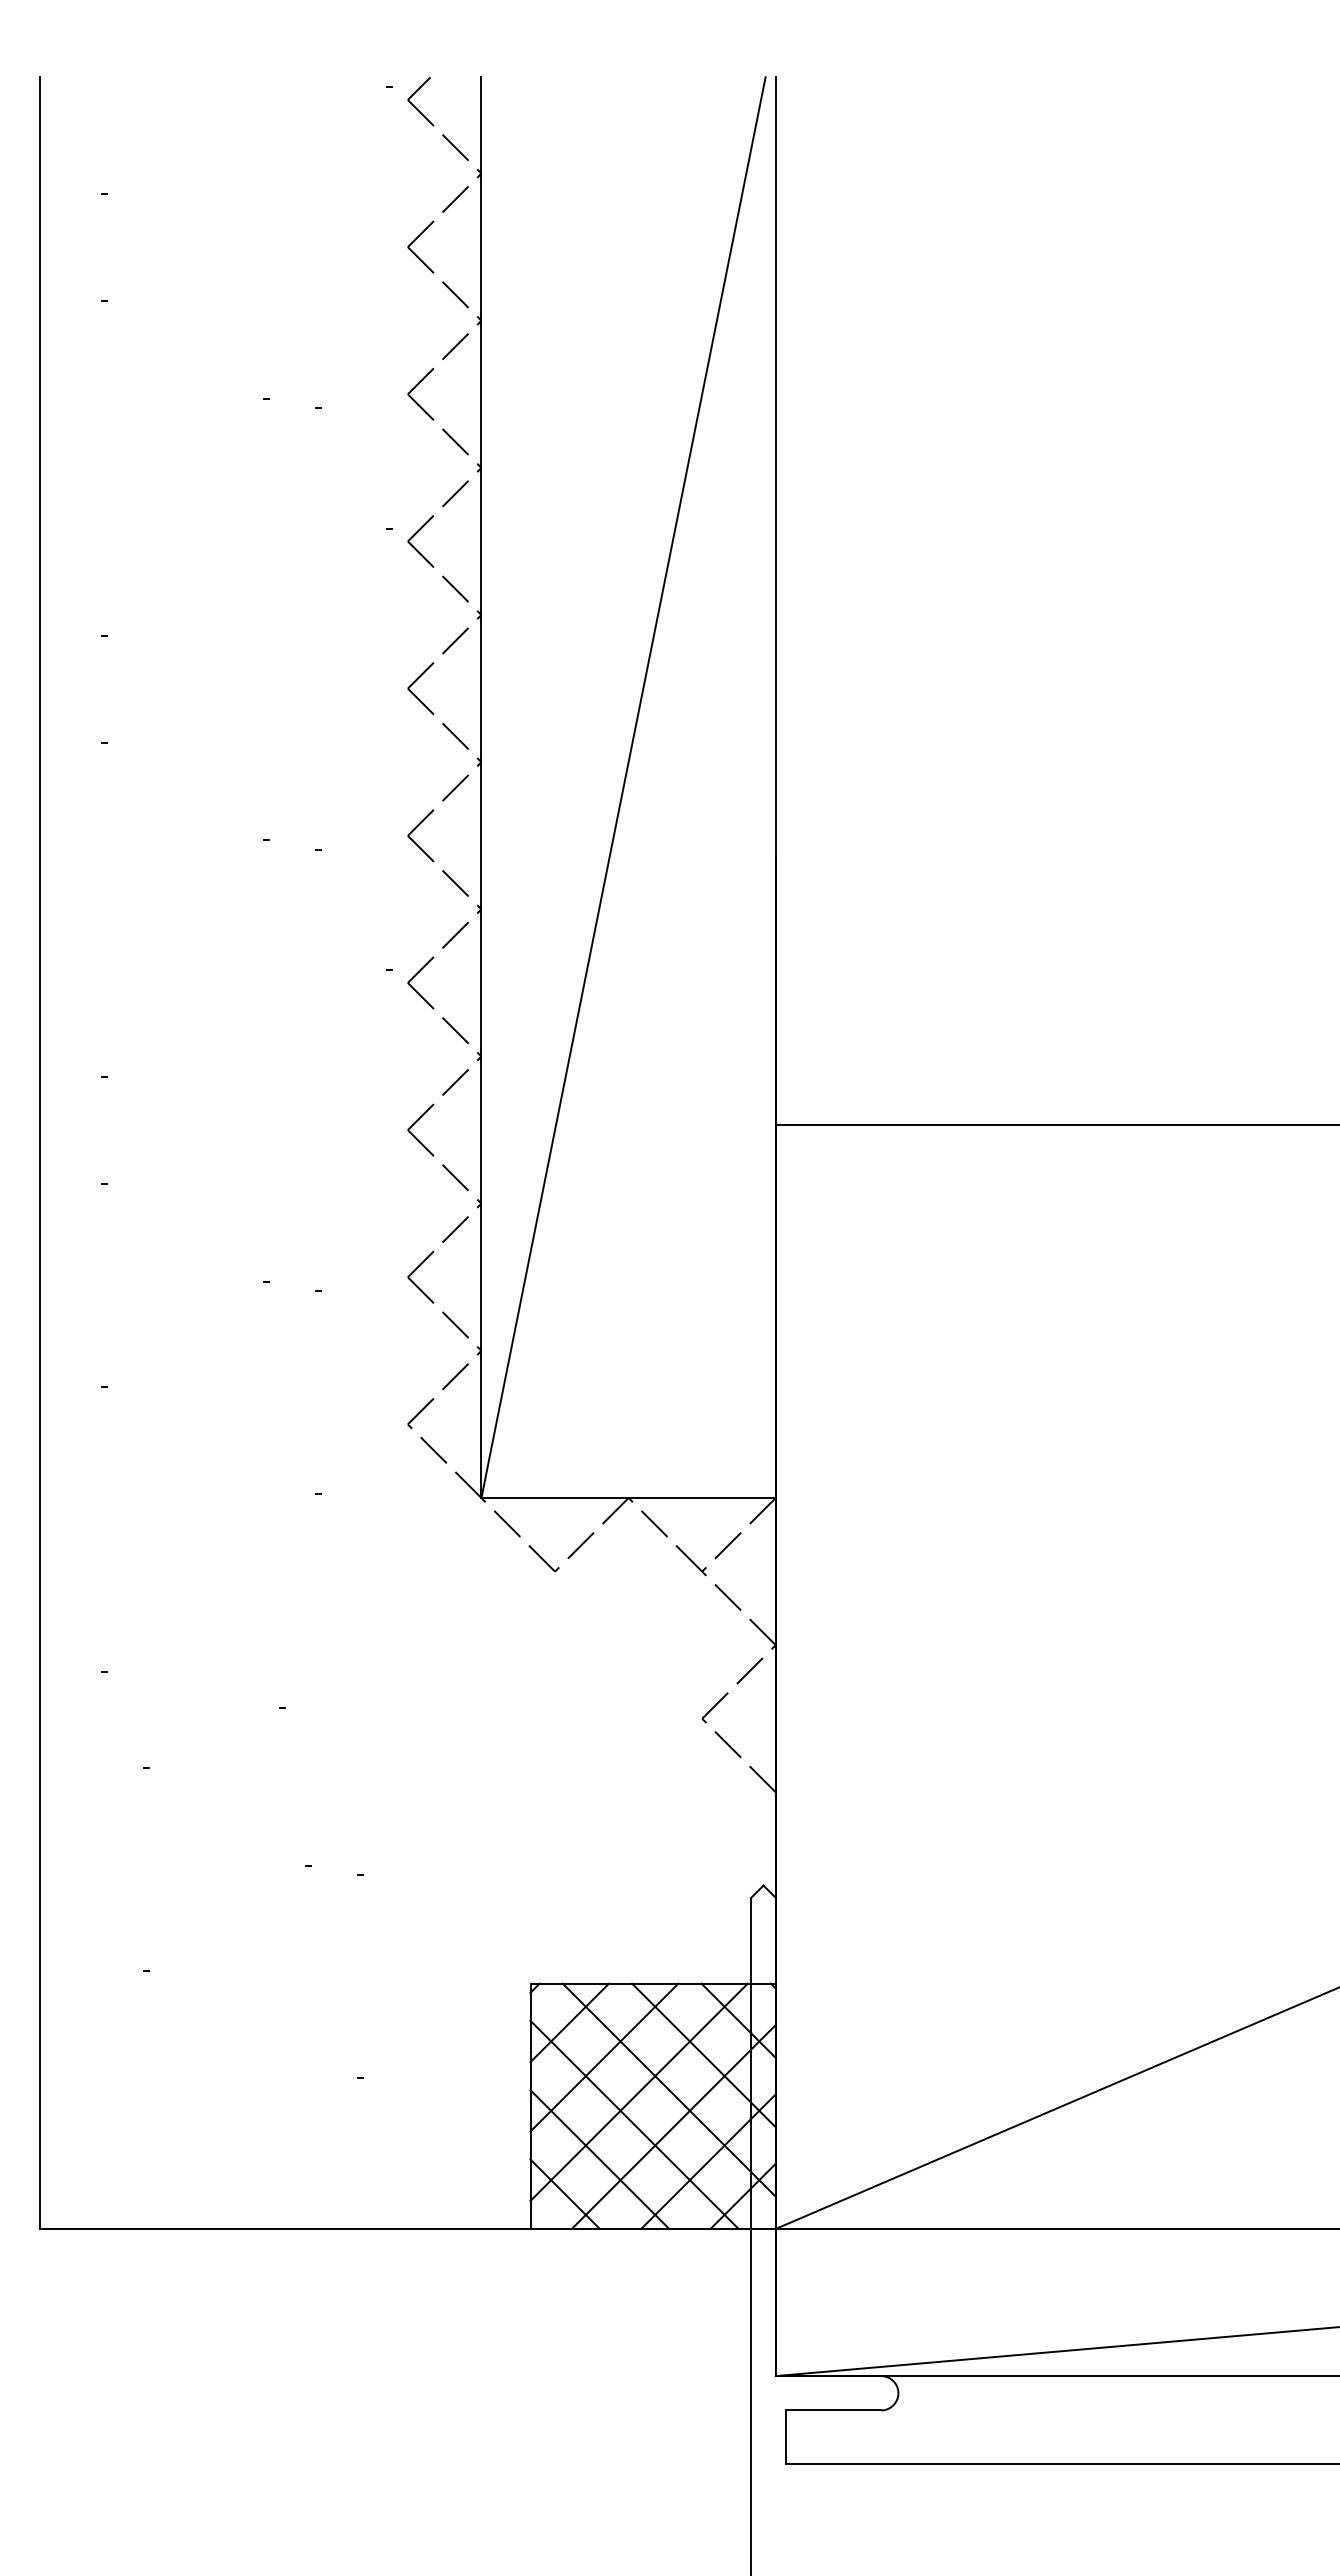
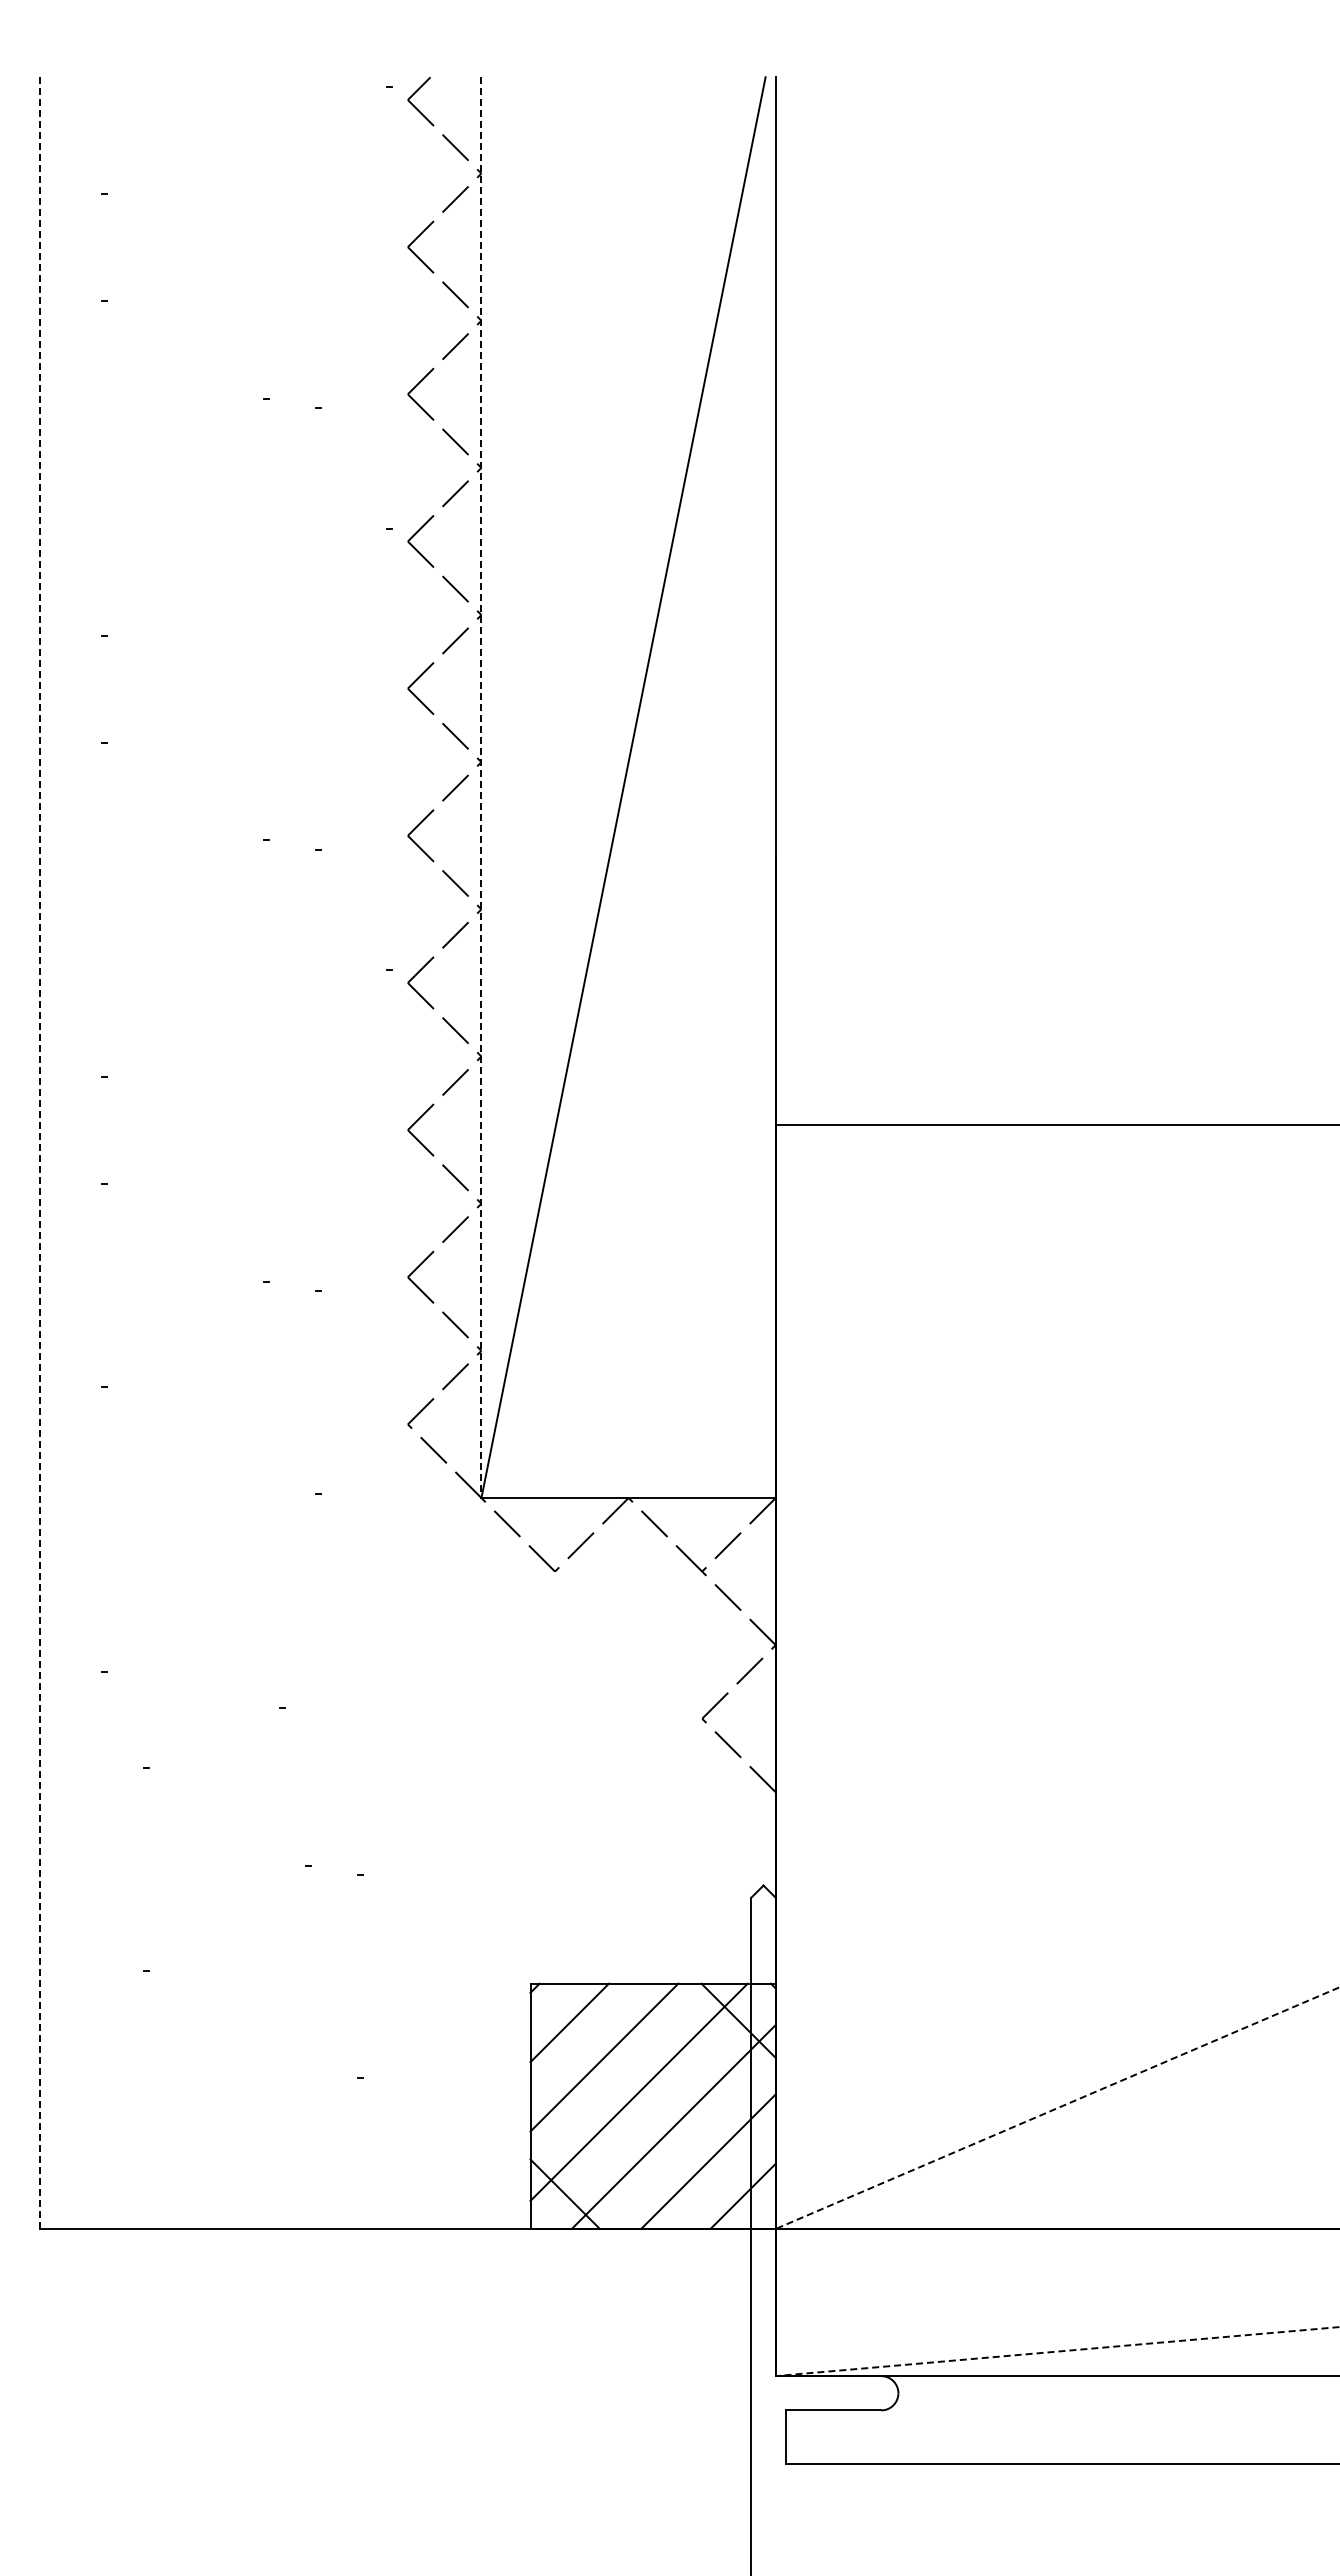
line: solid -> dashed (481, 788)
line: solid -> dashed (39, 1153)
line: present -> none (703, 2055)
line: present -> none (668, 2089)
line: solid -> dashed (1057, 2108)
line: present -> none (634, 2124)
line: present -> none (599, 2159)
line: solid -> dashed (1057, 2351)
